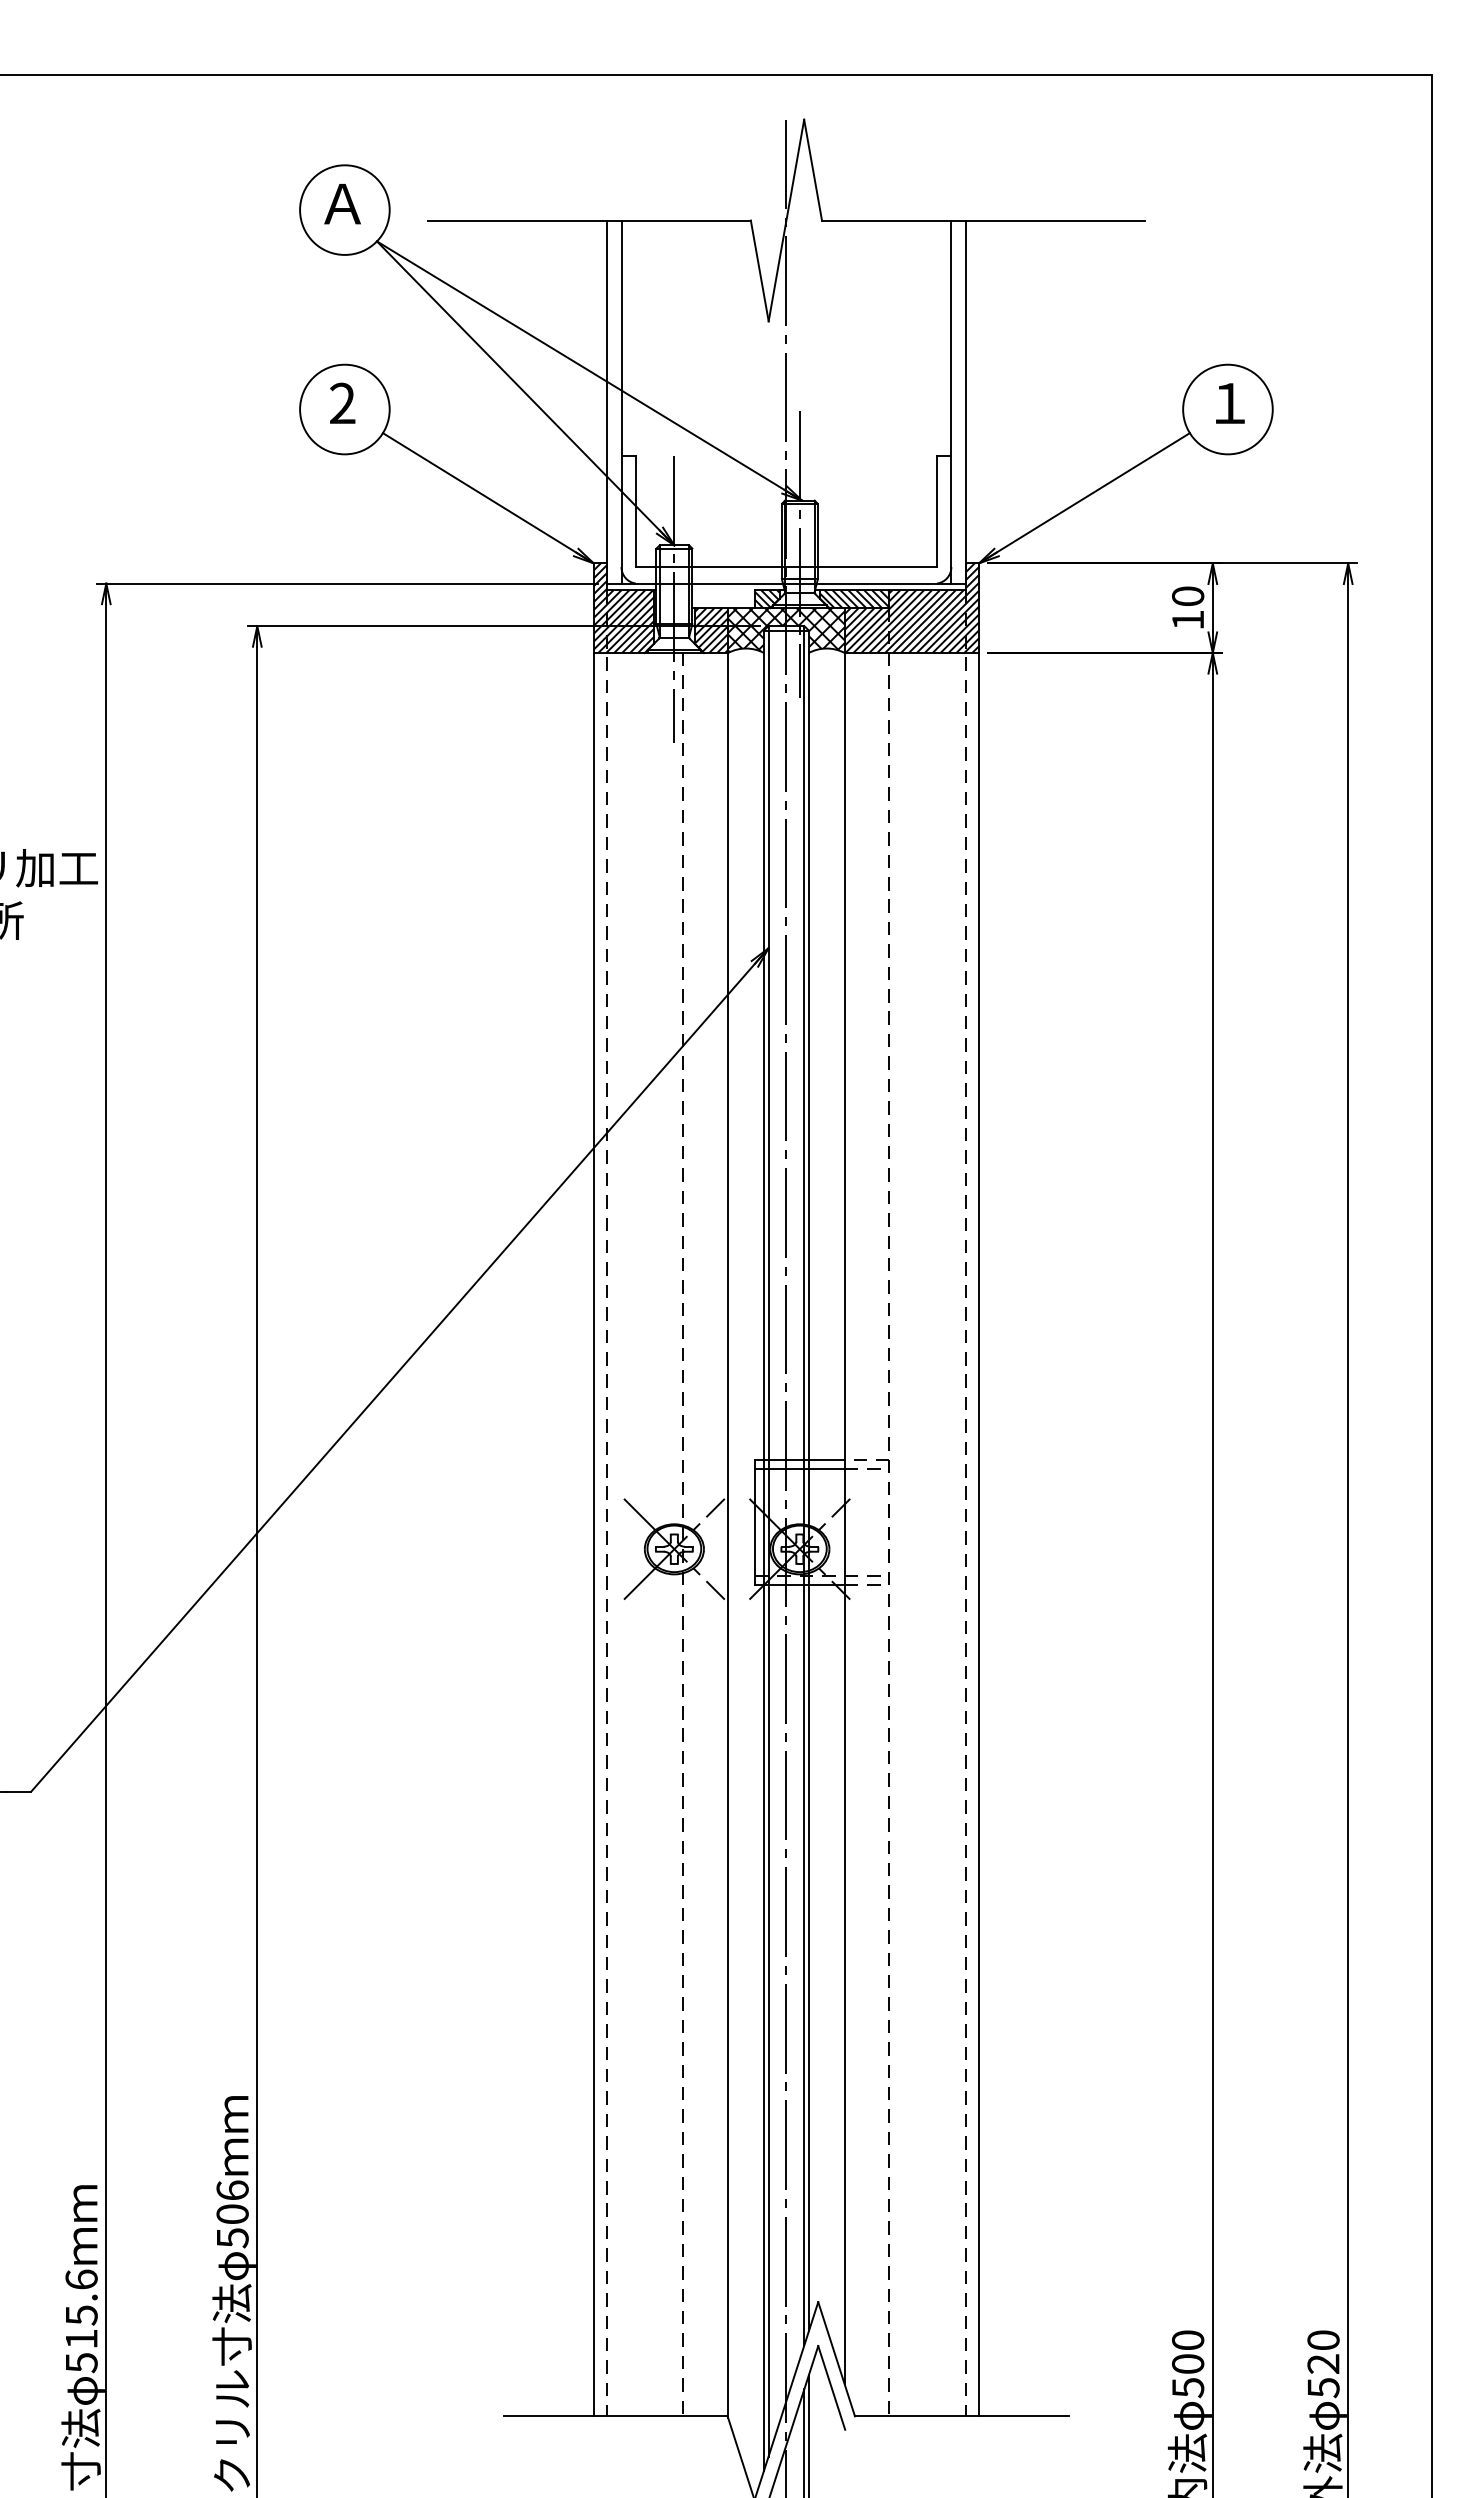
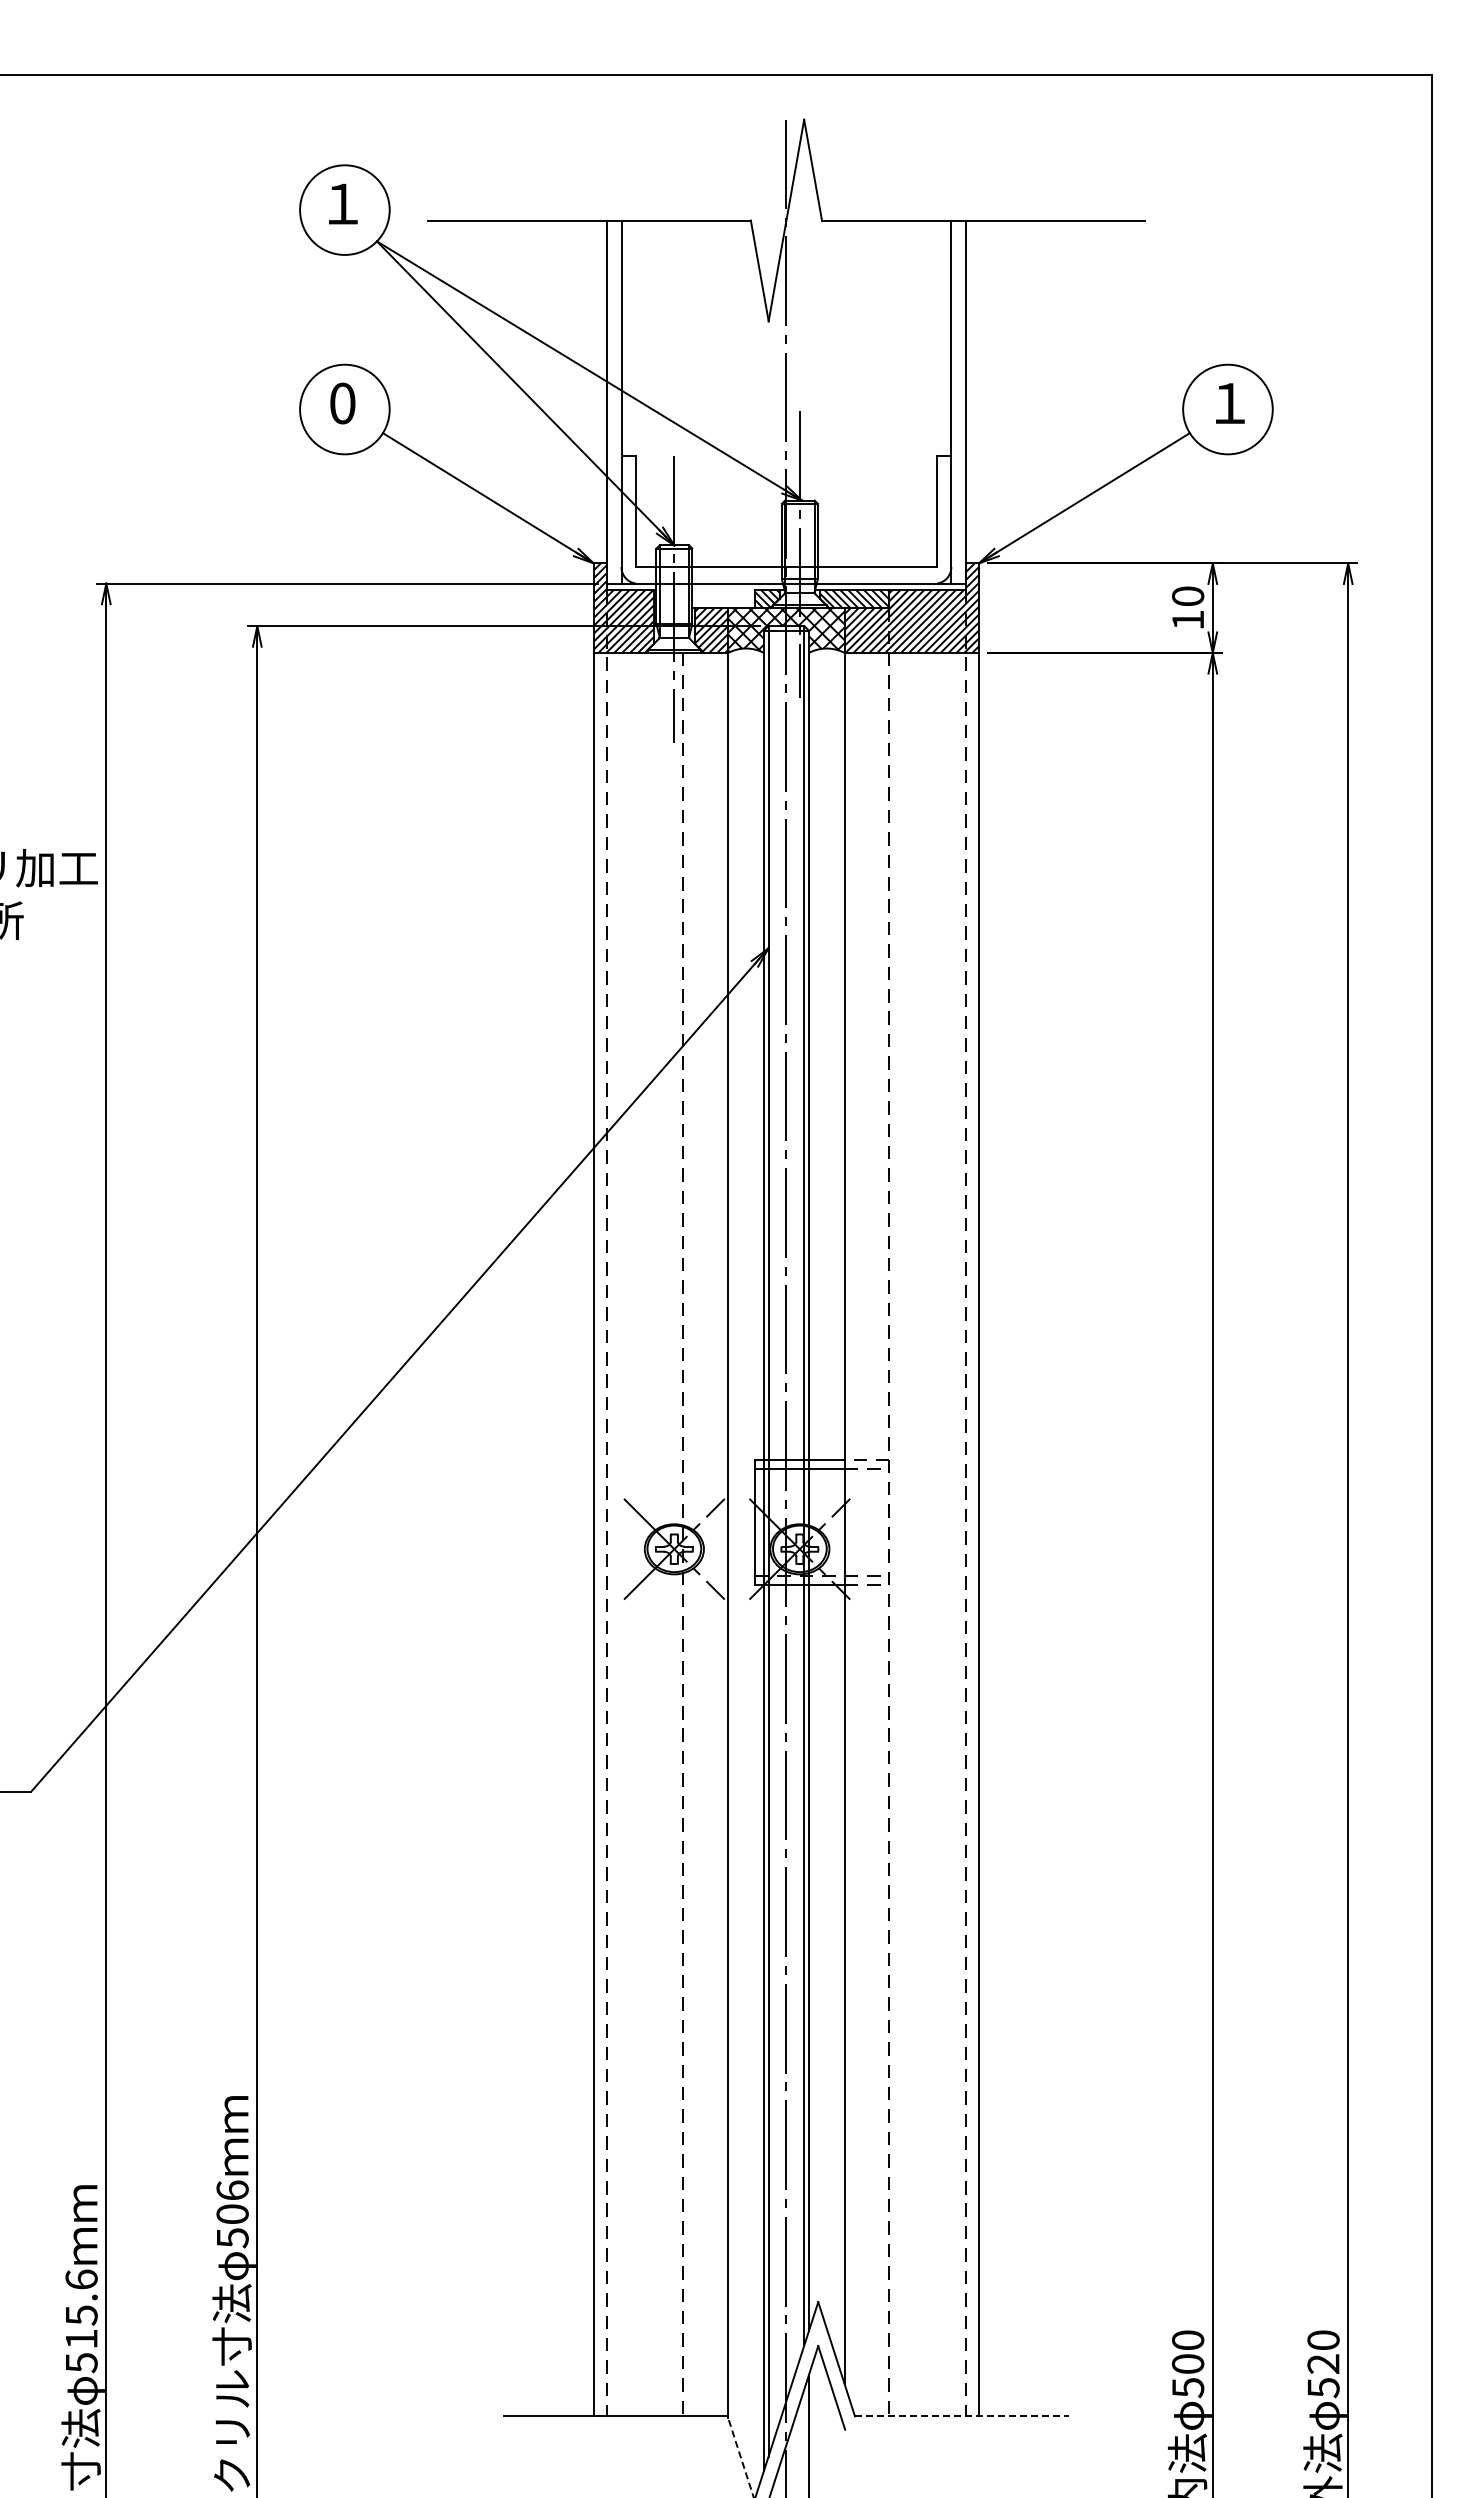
text: Ａ -> １ (342, 203)
text: 2 -> 0 (342, 403)
line: solid -> dashed (961, 2416)
line: present -> none (804, 2441)
line: solid -> dashed (740, 2456)
